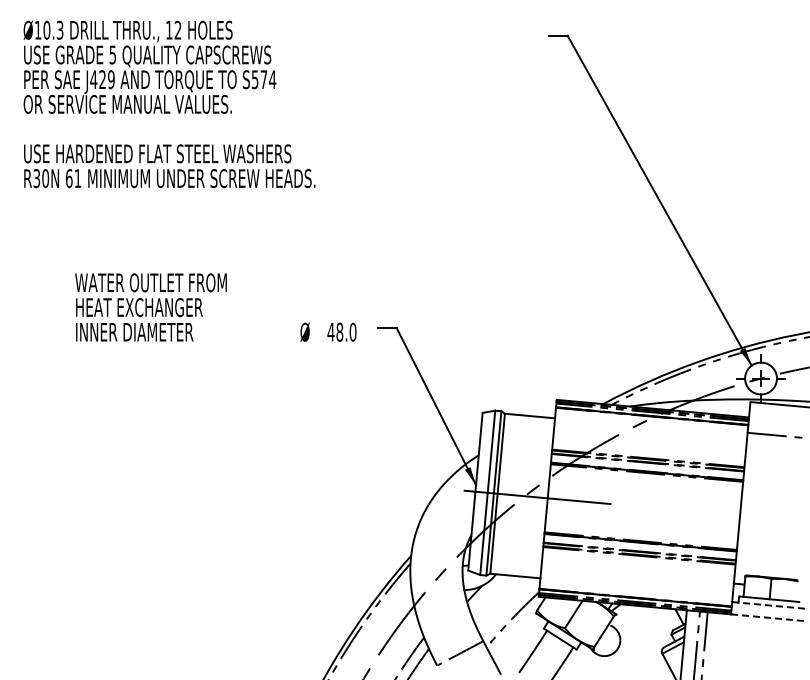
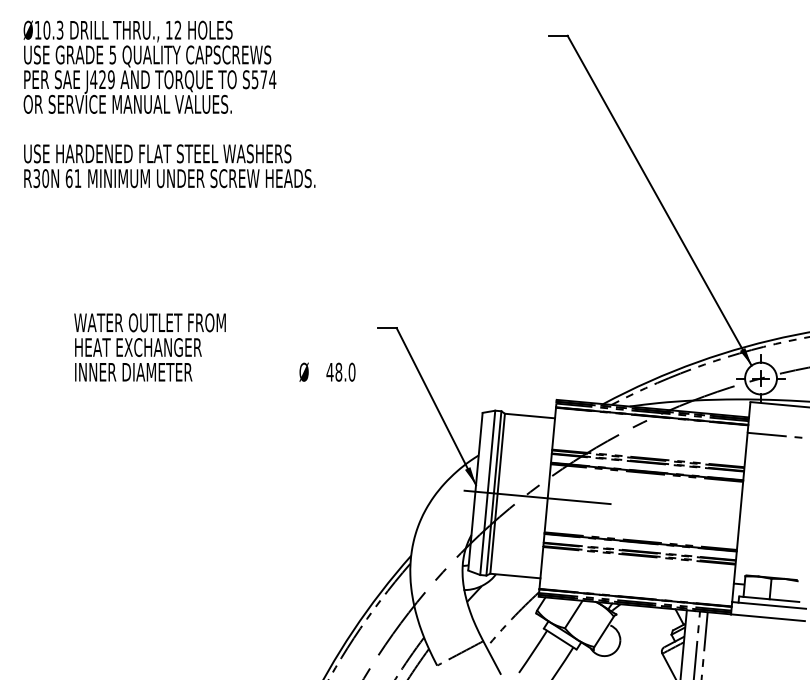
text position: (215, 307) -> (214, 347) (214, 347)
line: dashed -> solid (769, 605)
line: dashed -> solid (768, 617)
